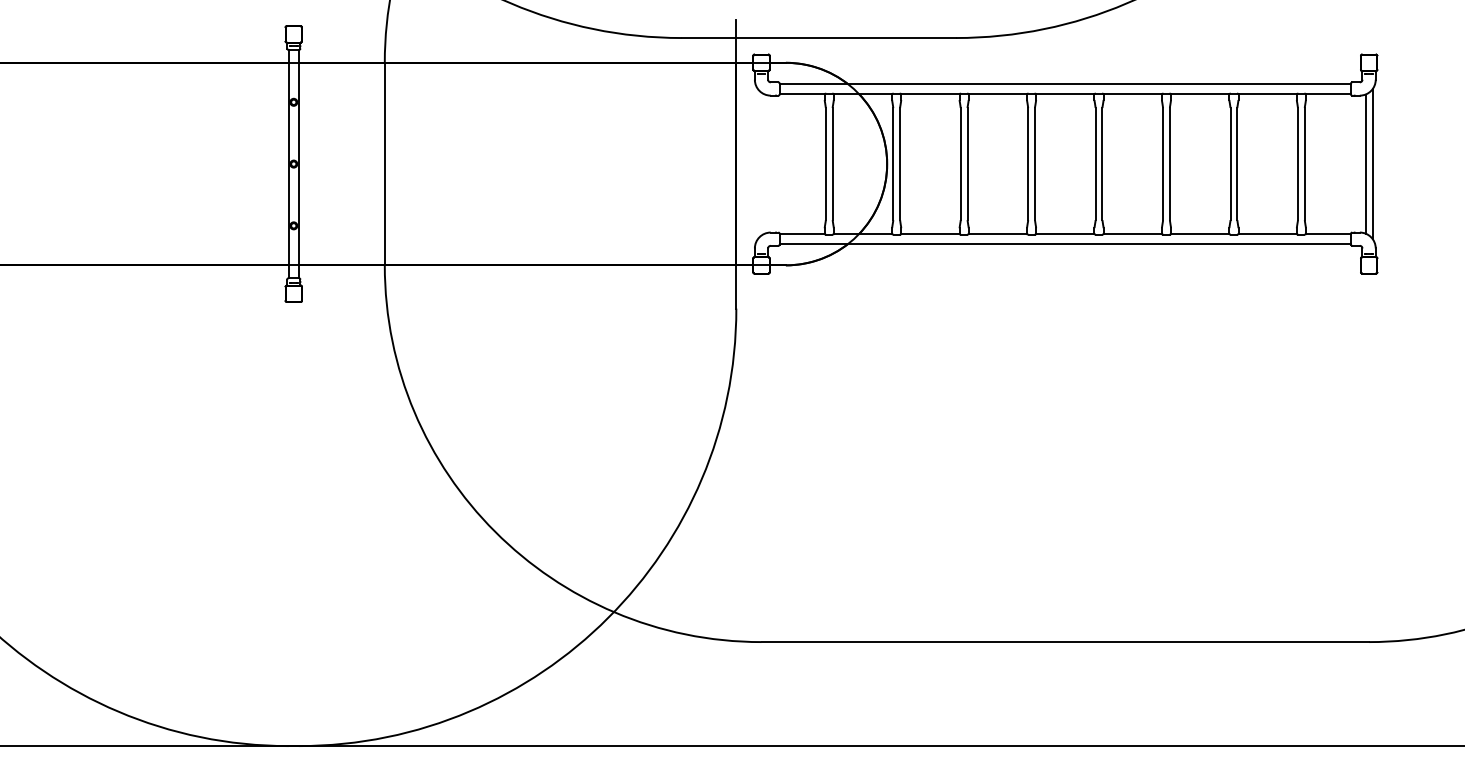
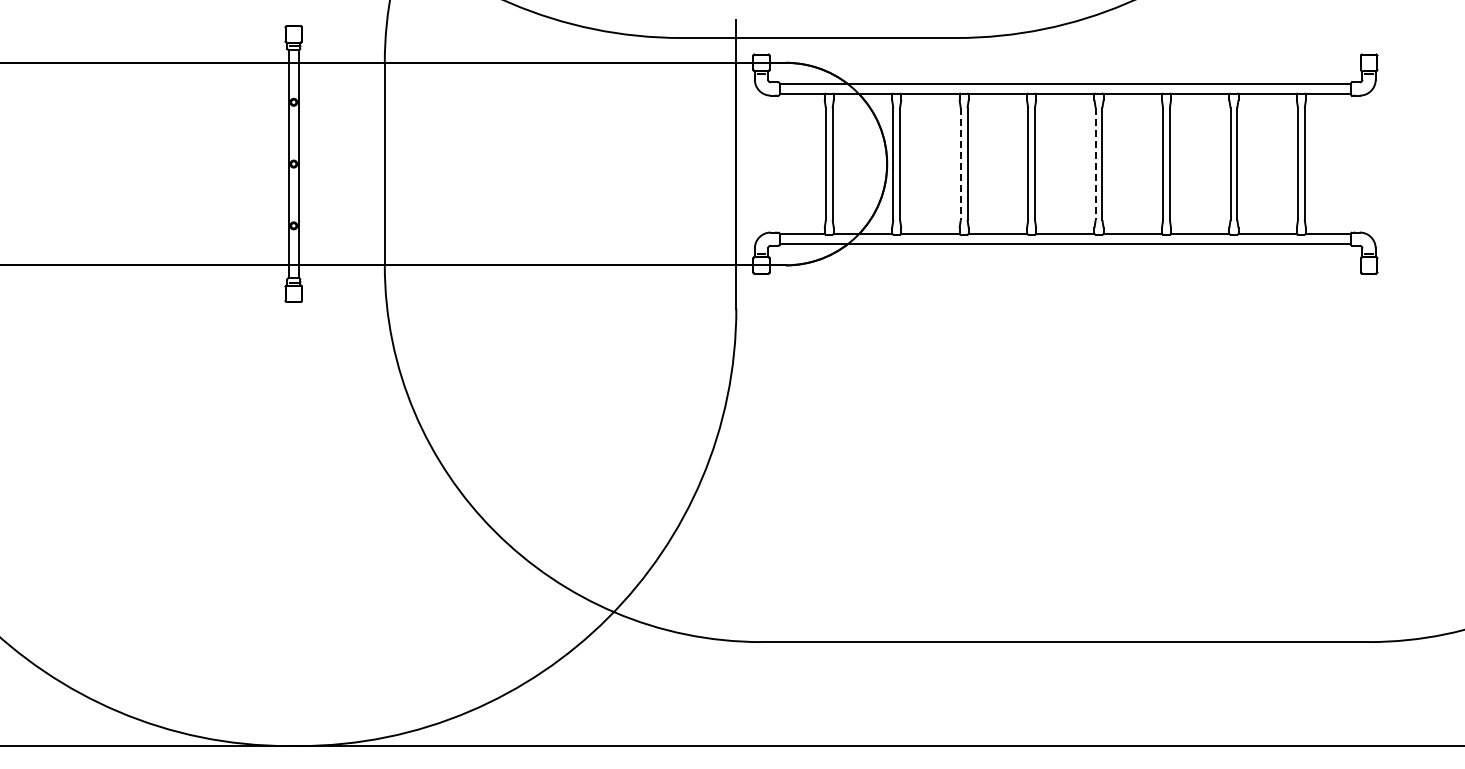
line: present -> none (1365, 163)
line: present -> none (1372, 163)
line: solid -> dashed (960, 164)
line: solid -> dashed (1095, 164)
